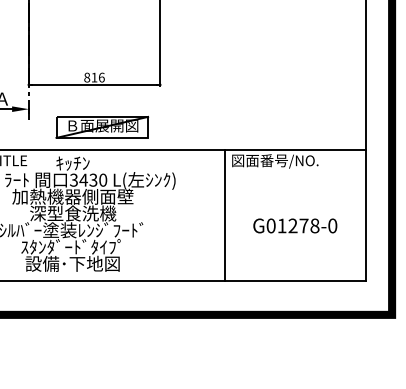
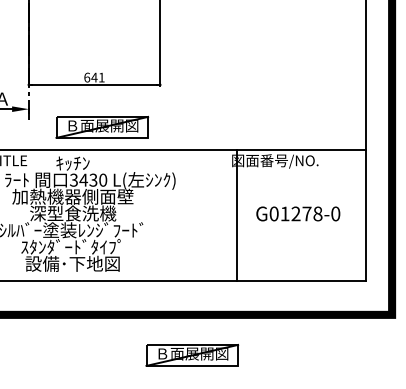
text: 816 -> 641 (94, 77)
line position: (224, 215) -> (236, 215) (236, 215)
text position: (295, 225) -> (298, 213) (298, 213)
part: none -> present (192, 355)
